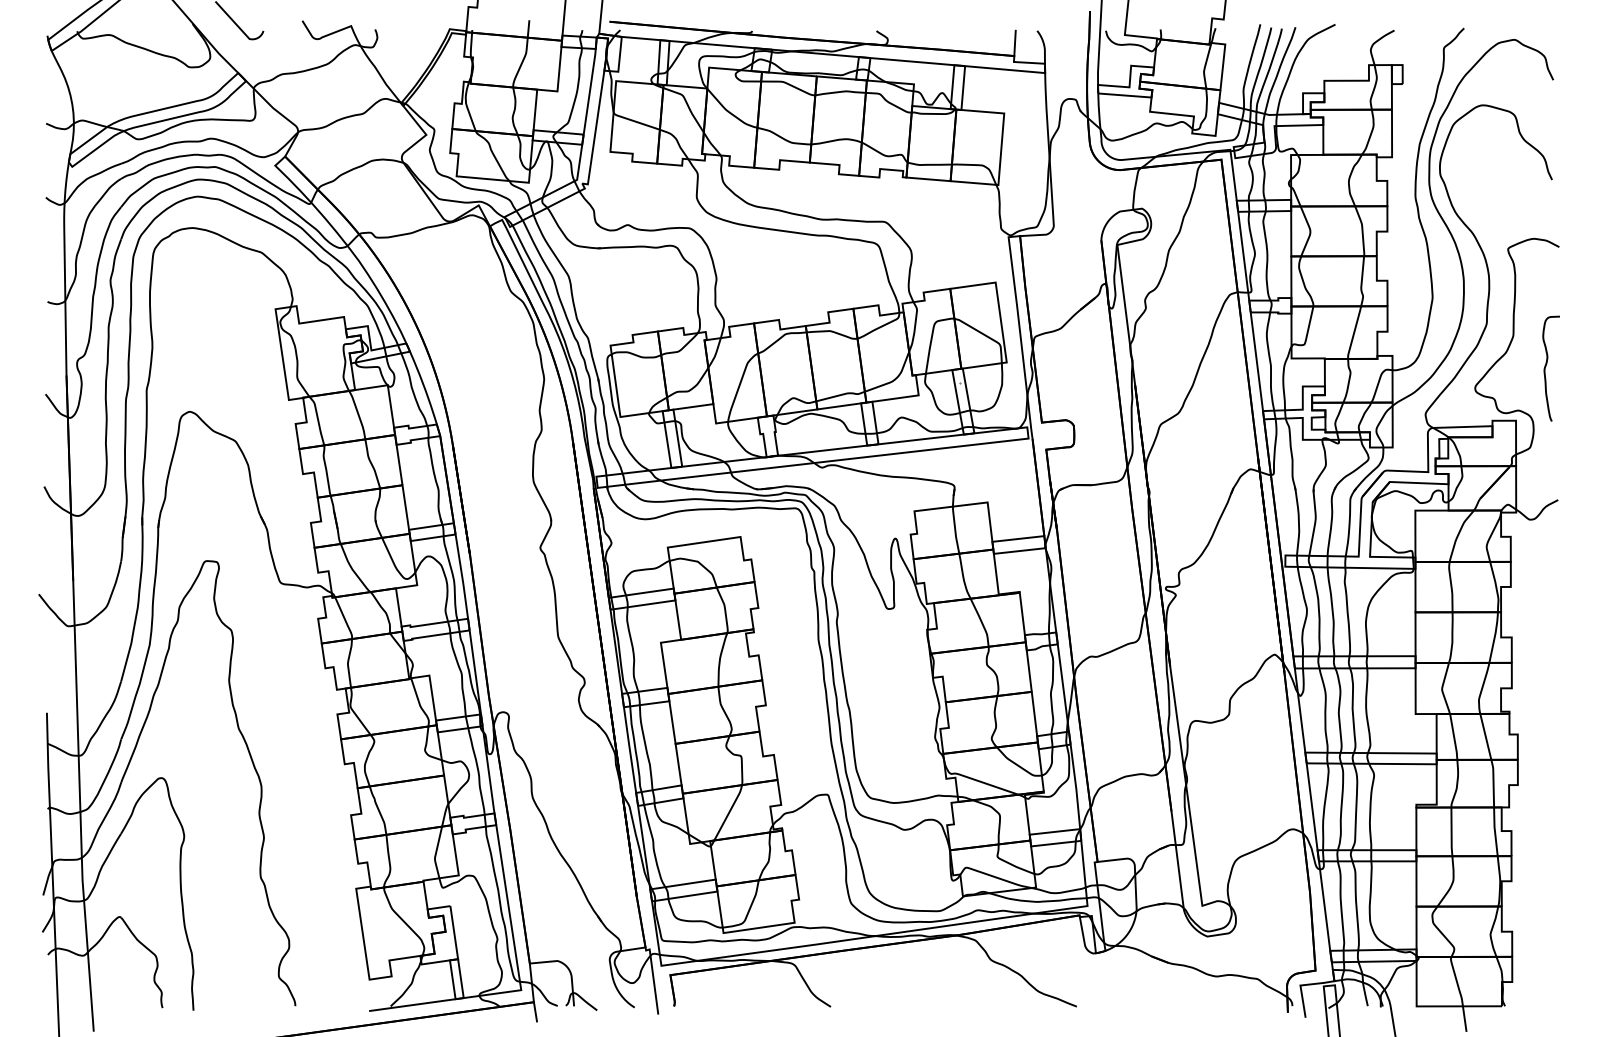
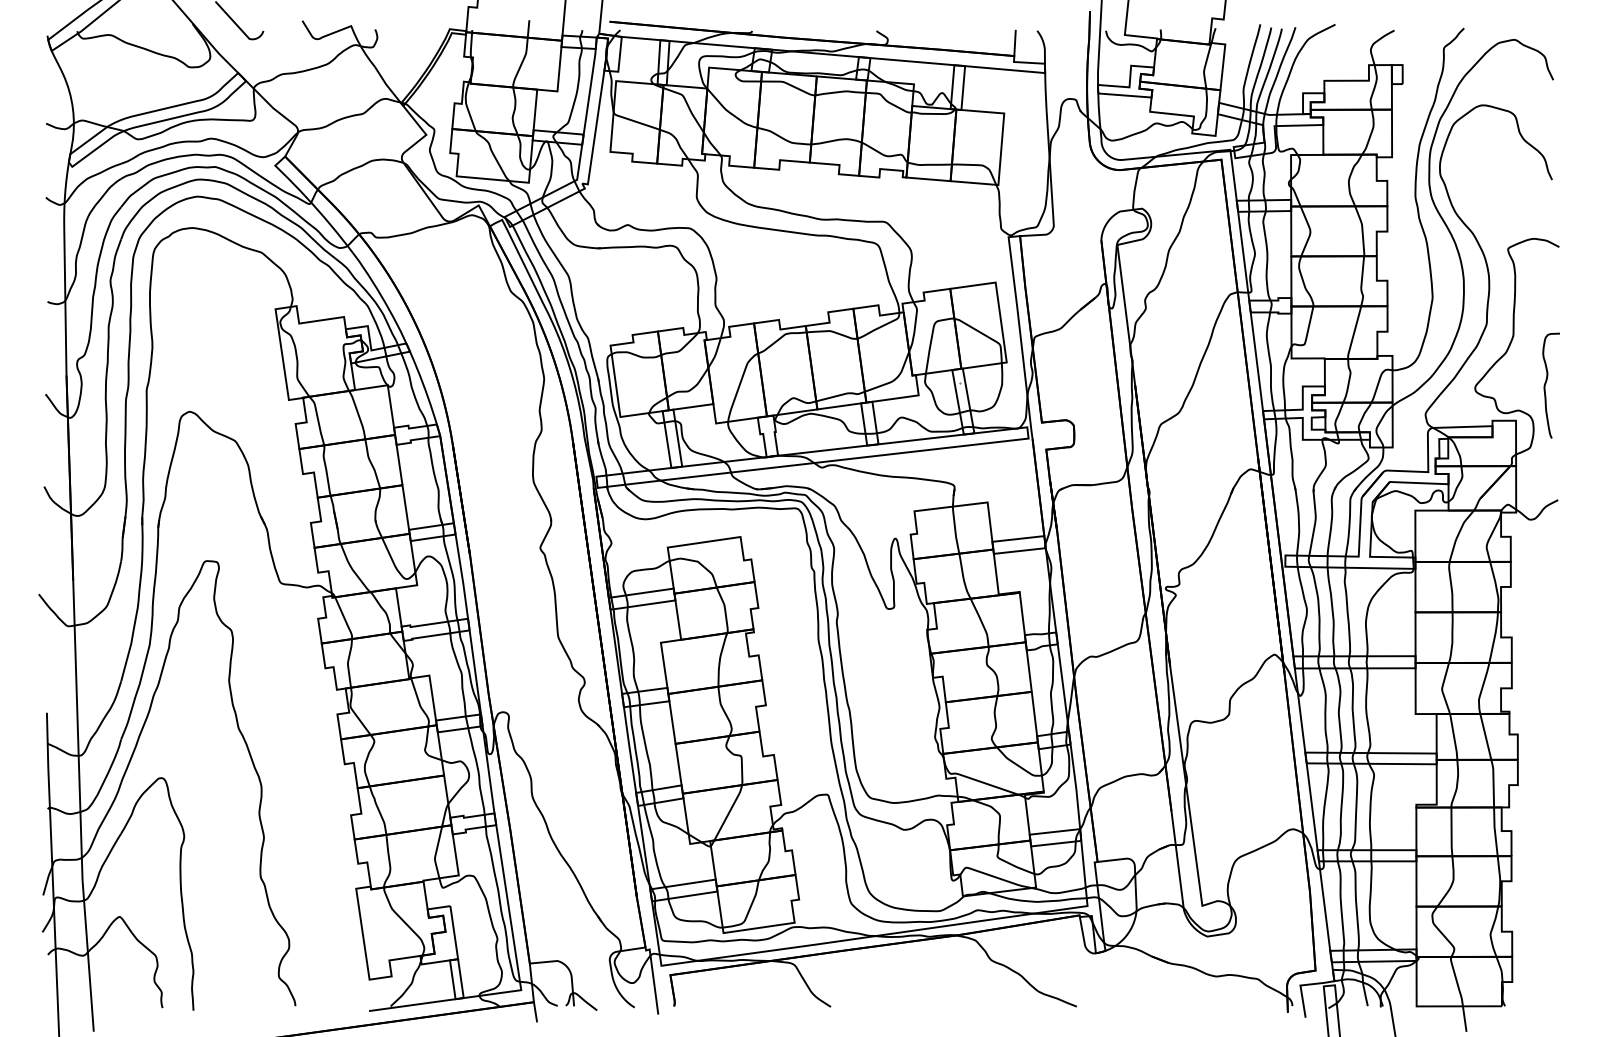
curve position: (1546, 366) -> (1546, 383) (1546, 383)
